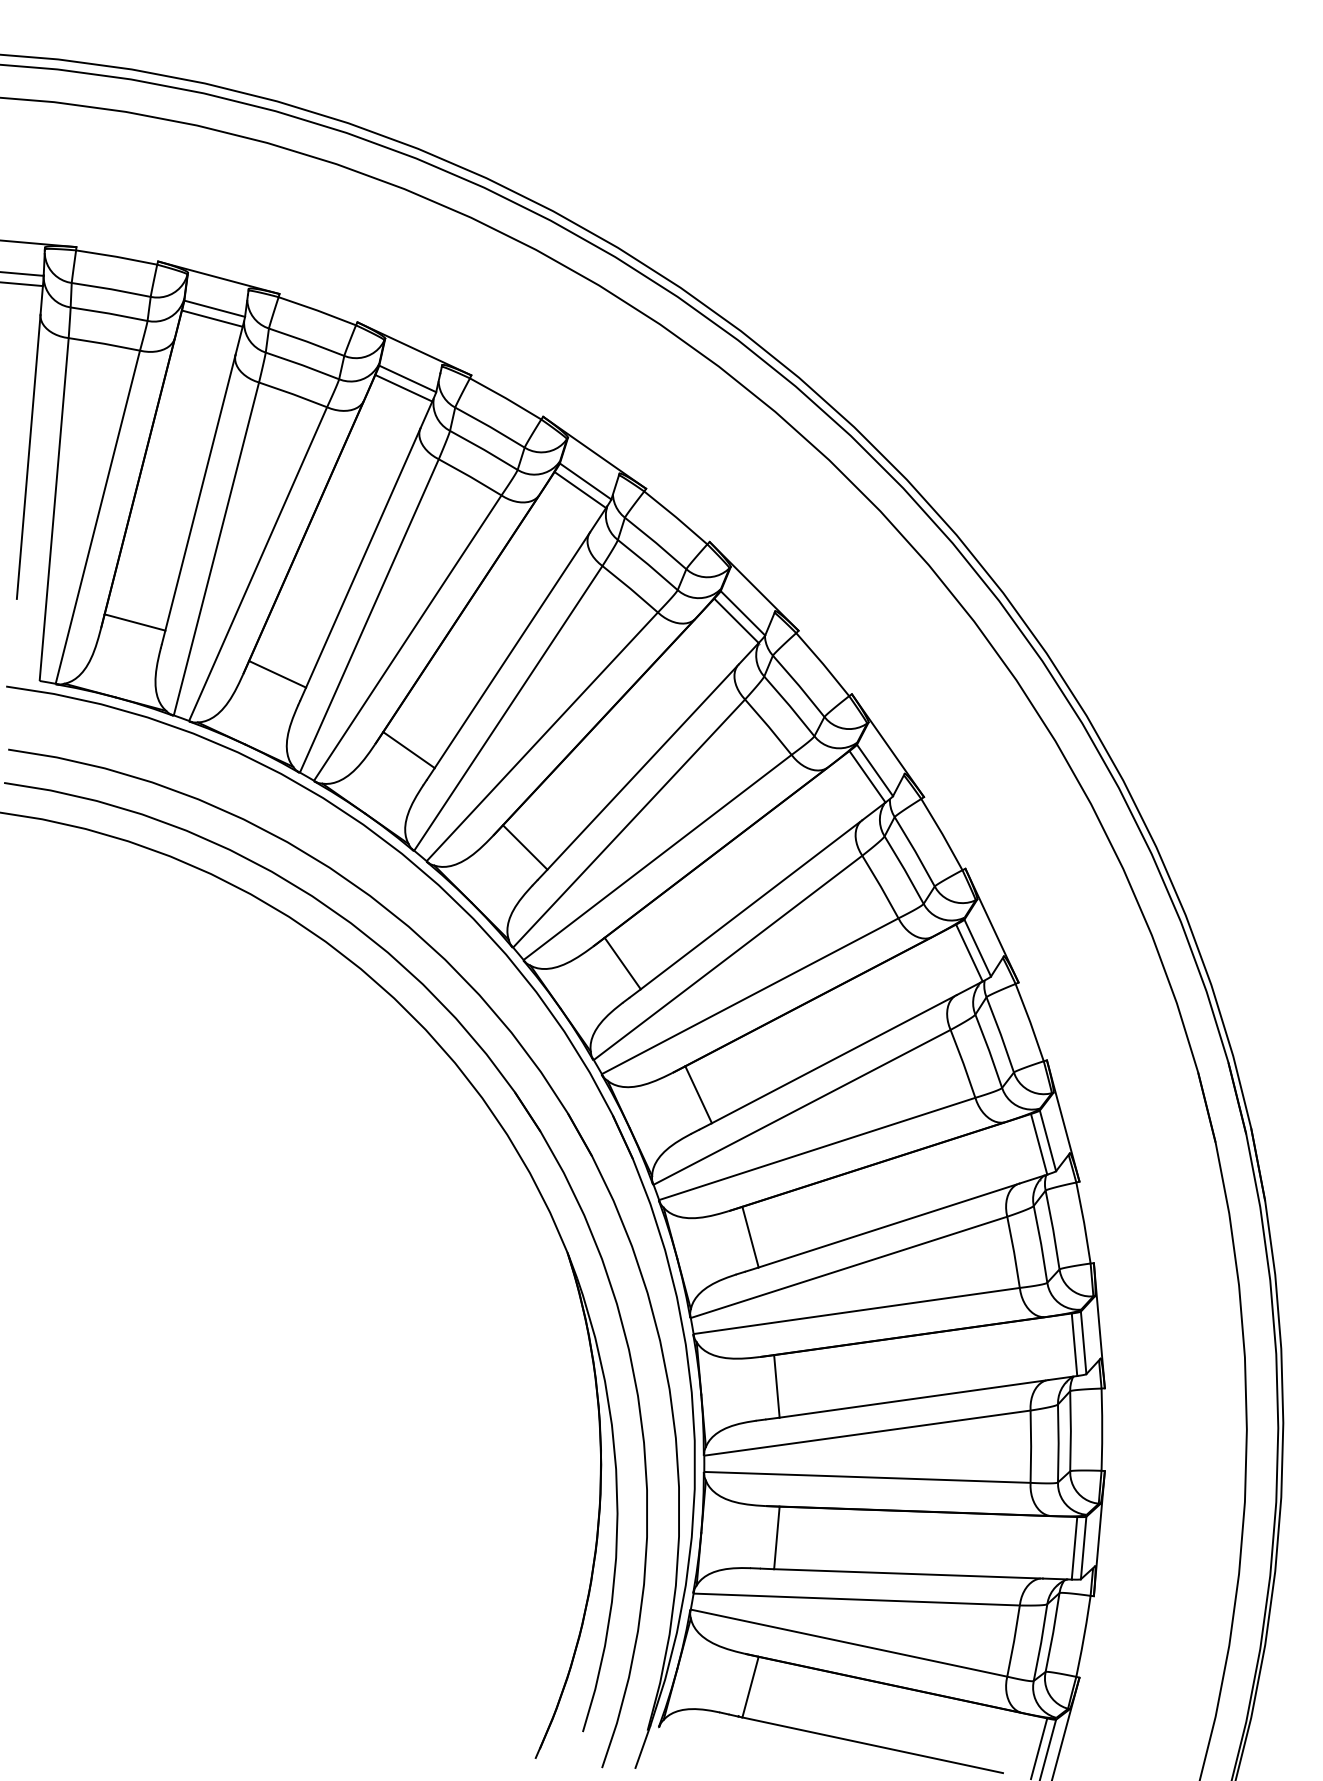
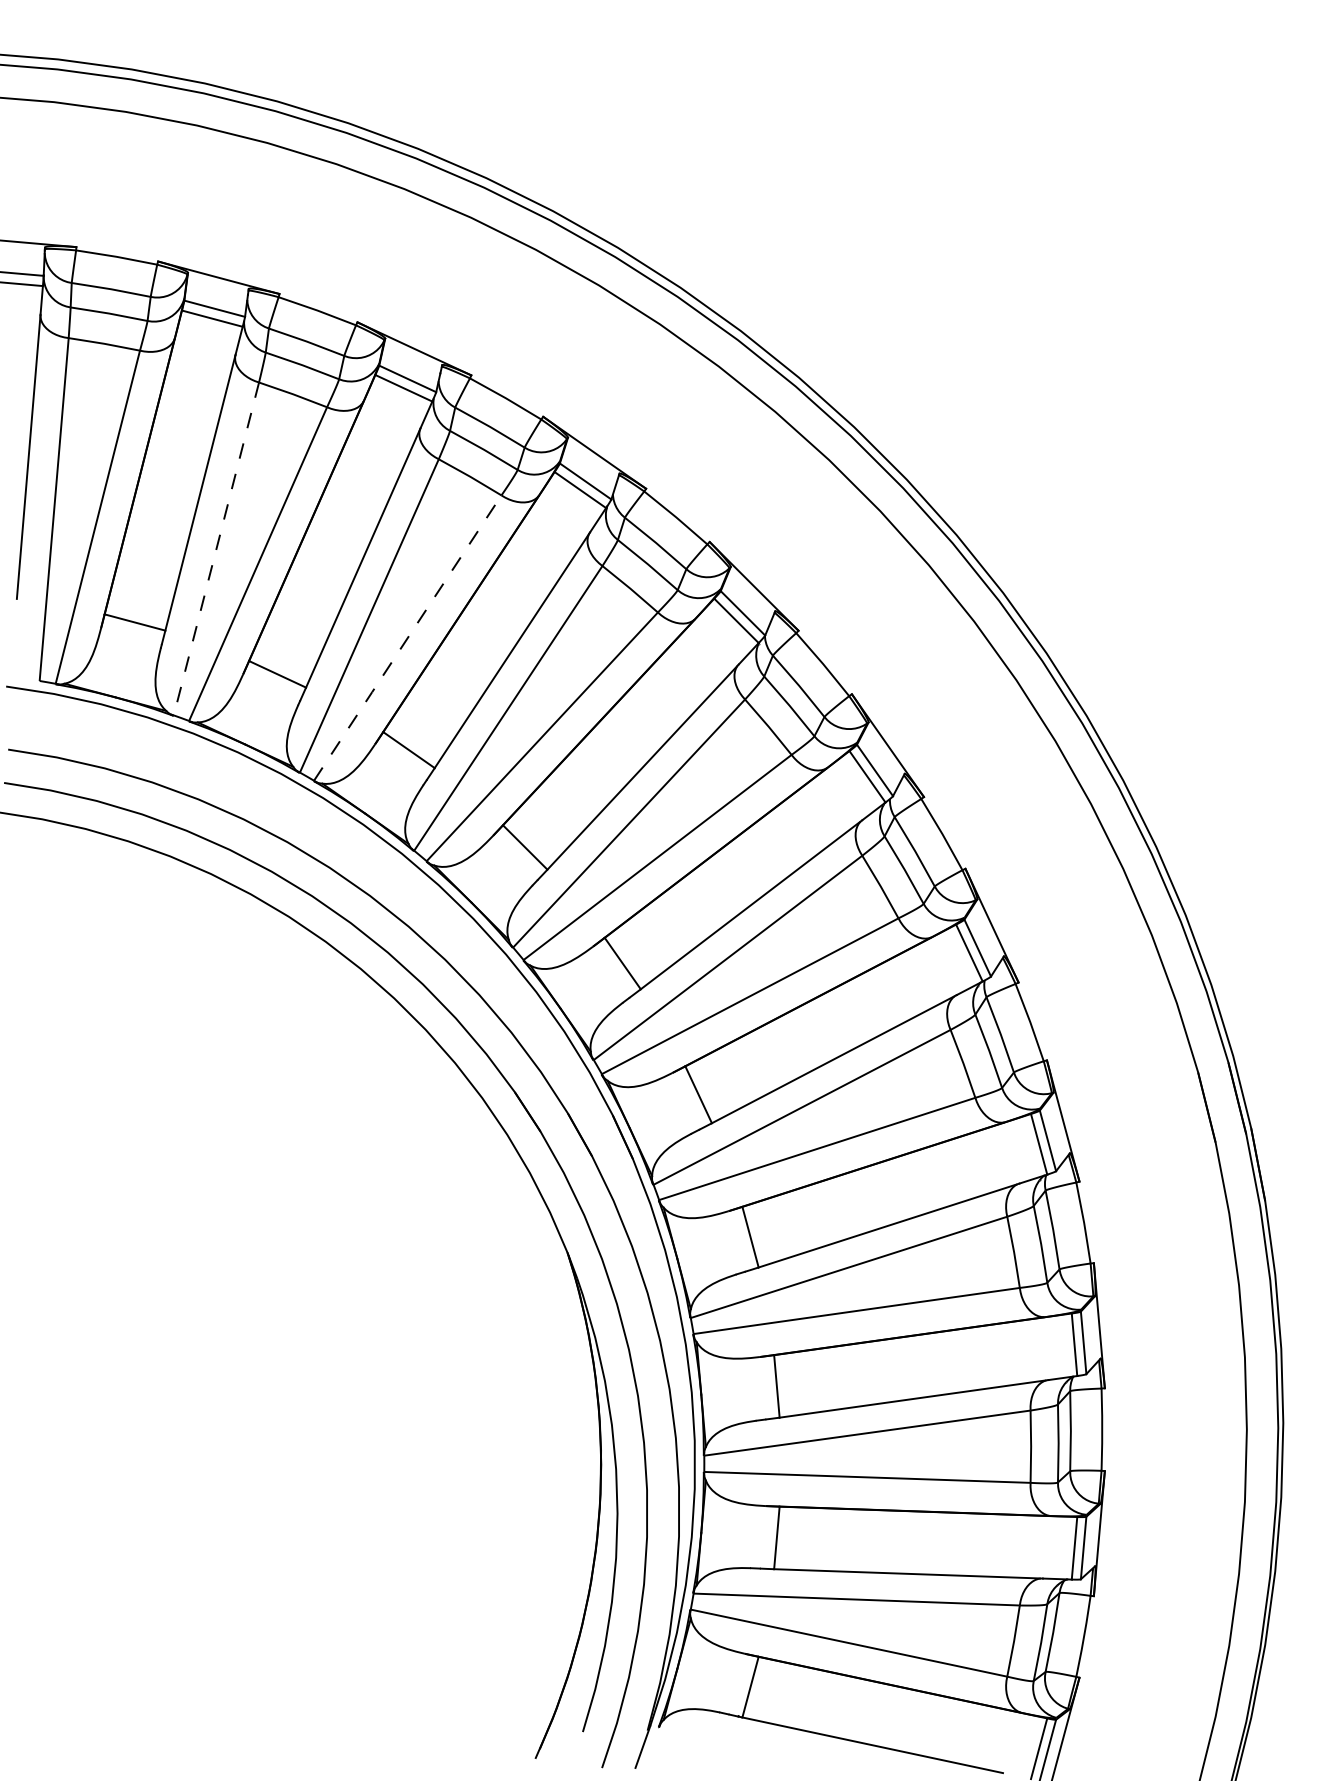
line: solid -> dashed (216, 549)
line: solid -> dashed (408, 637)
